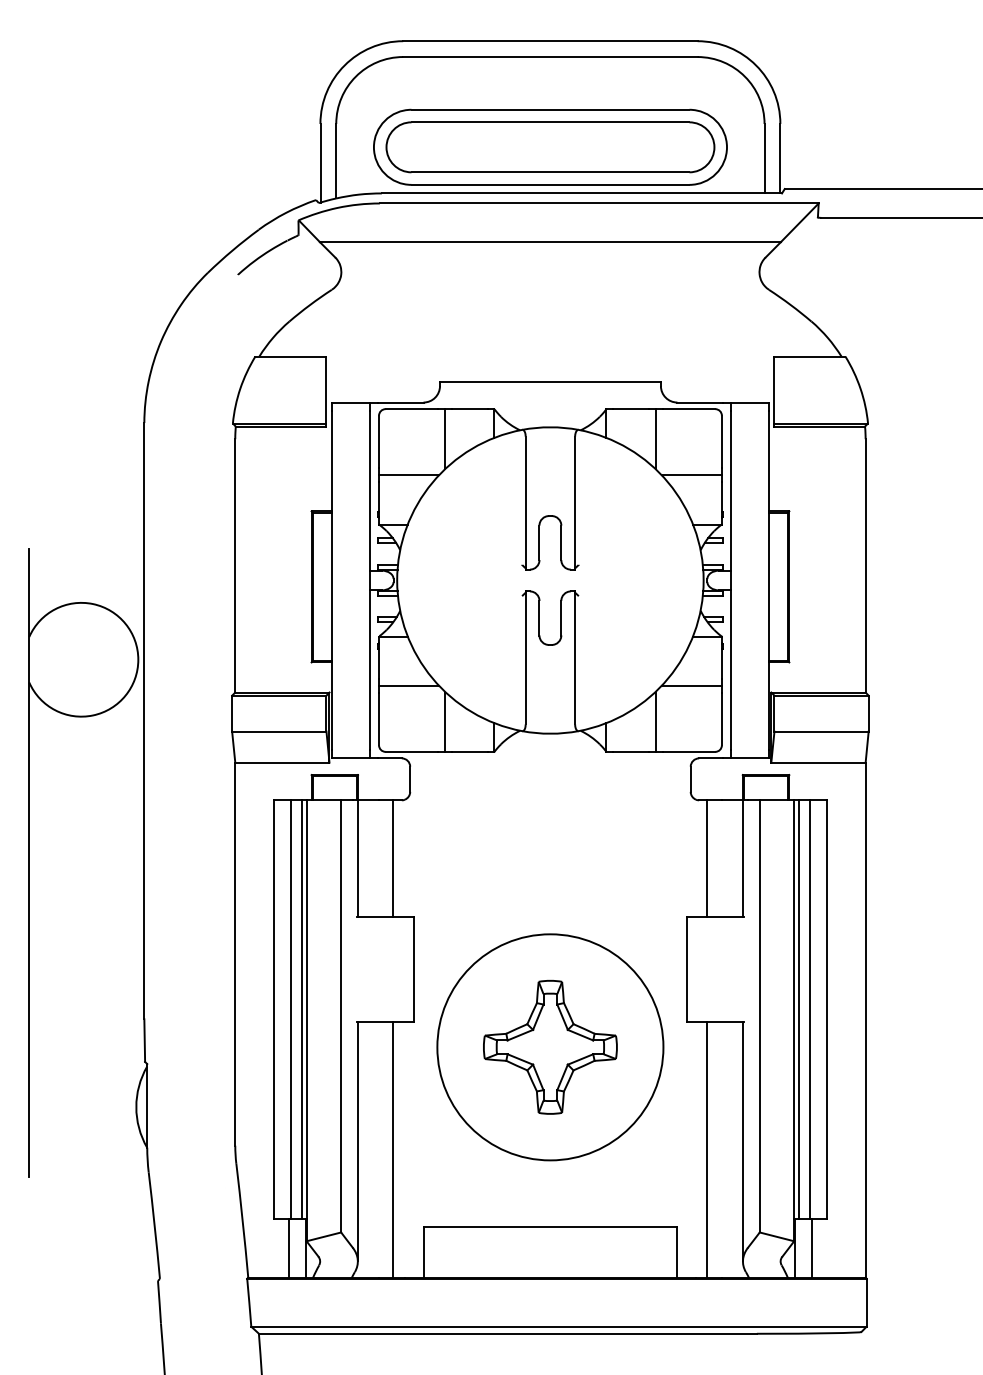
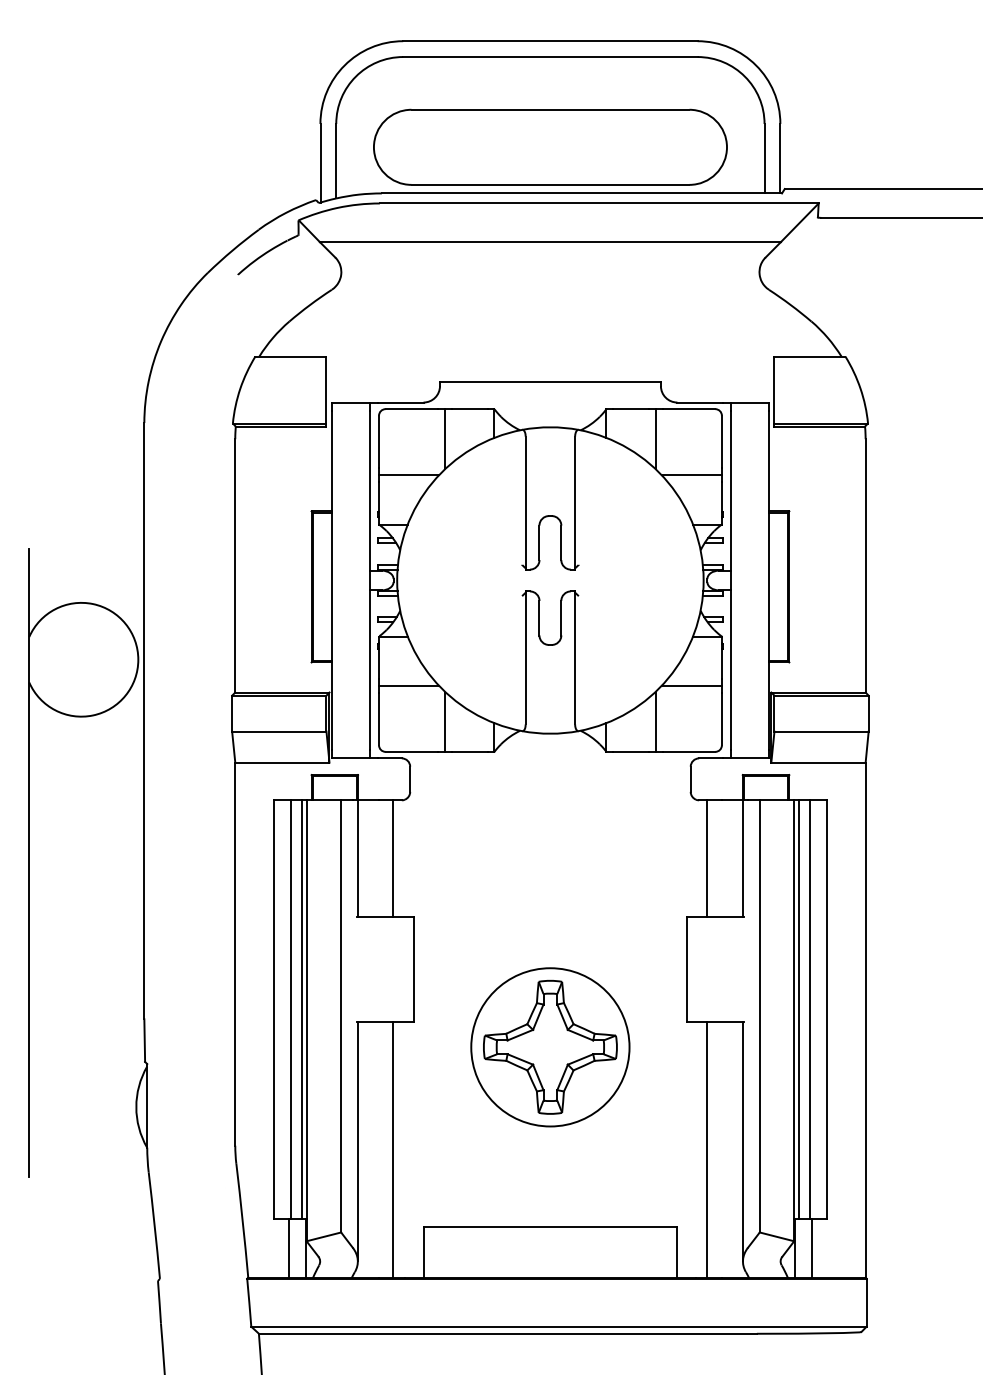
part: present -> none (550, 147)
circle diameter: 226 px -> 158 px (550, 1047)
